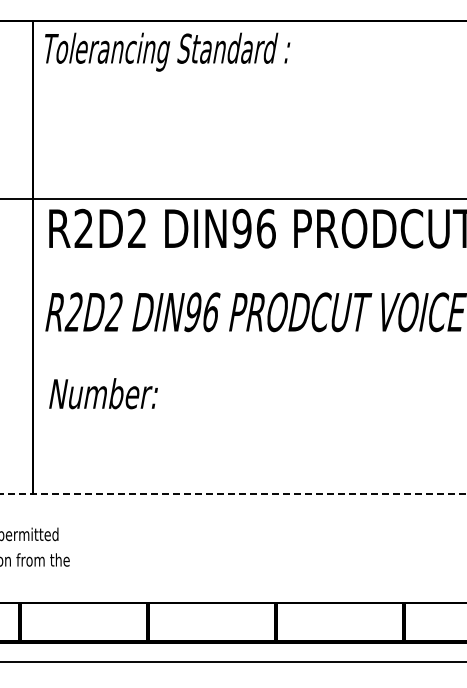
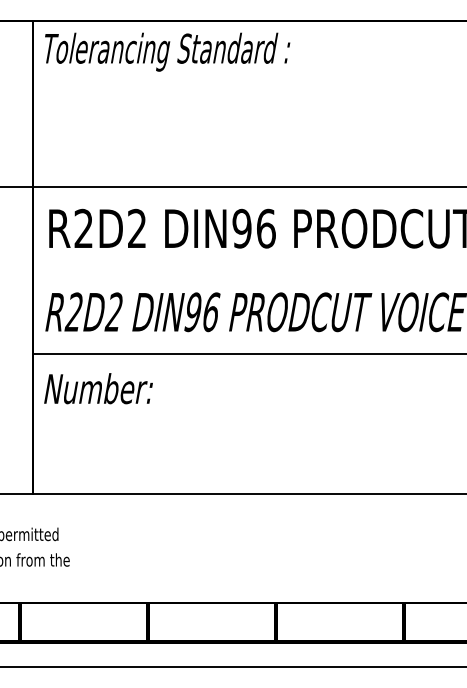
line position: (232, 199) -> (232, 187) (232, 187)
line: none -> present (247, 353)
text position: (103, 393) -> (98, 388) (98, 388)
line: dashed -> solid (233, 494)
line position: (232, 662) -> (232, 667) (232, 667)
